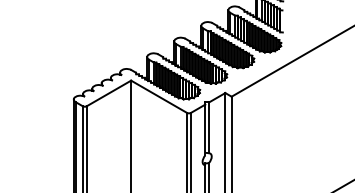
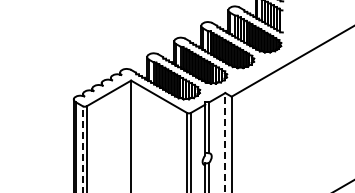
line: solid -> dashed (225, 142)
line: solid -> dashed (82, 149)
